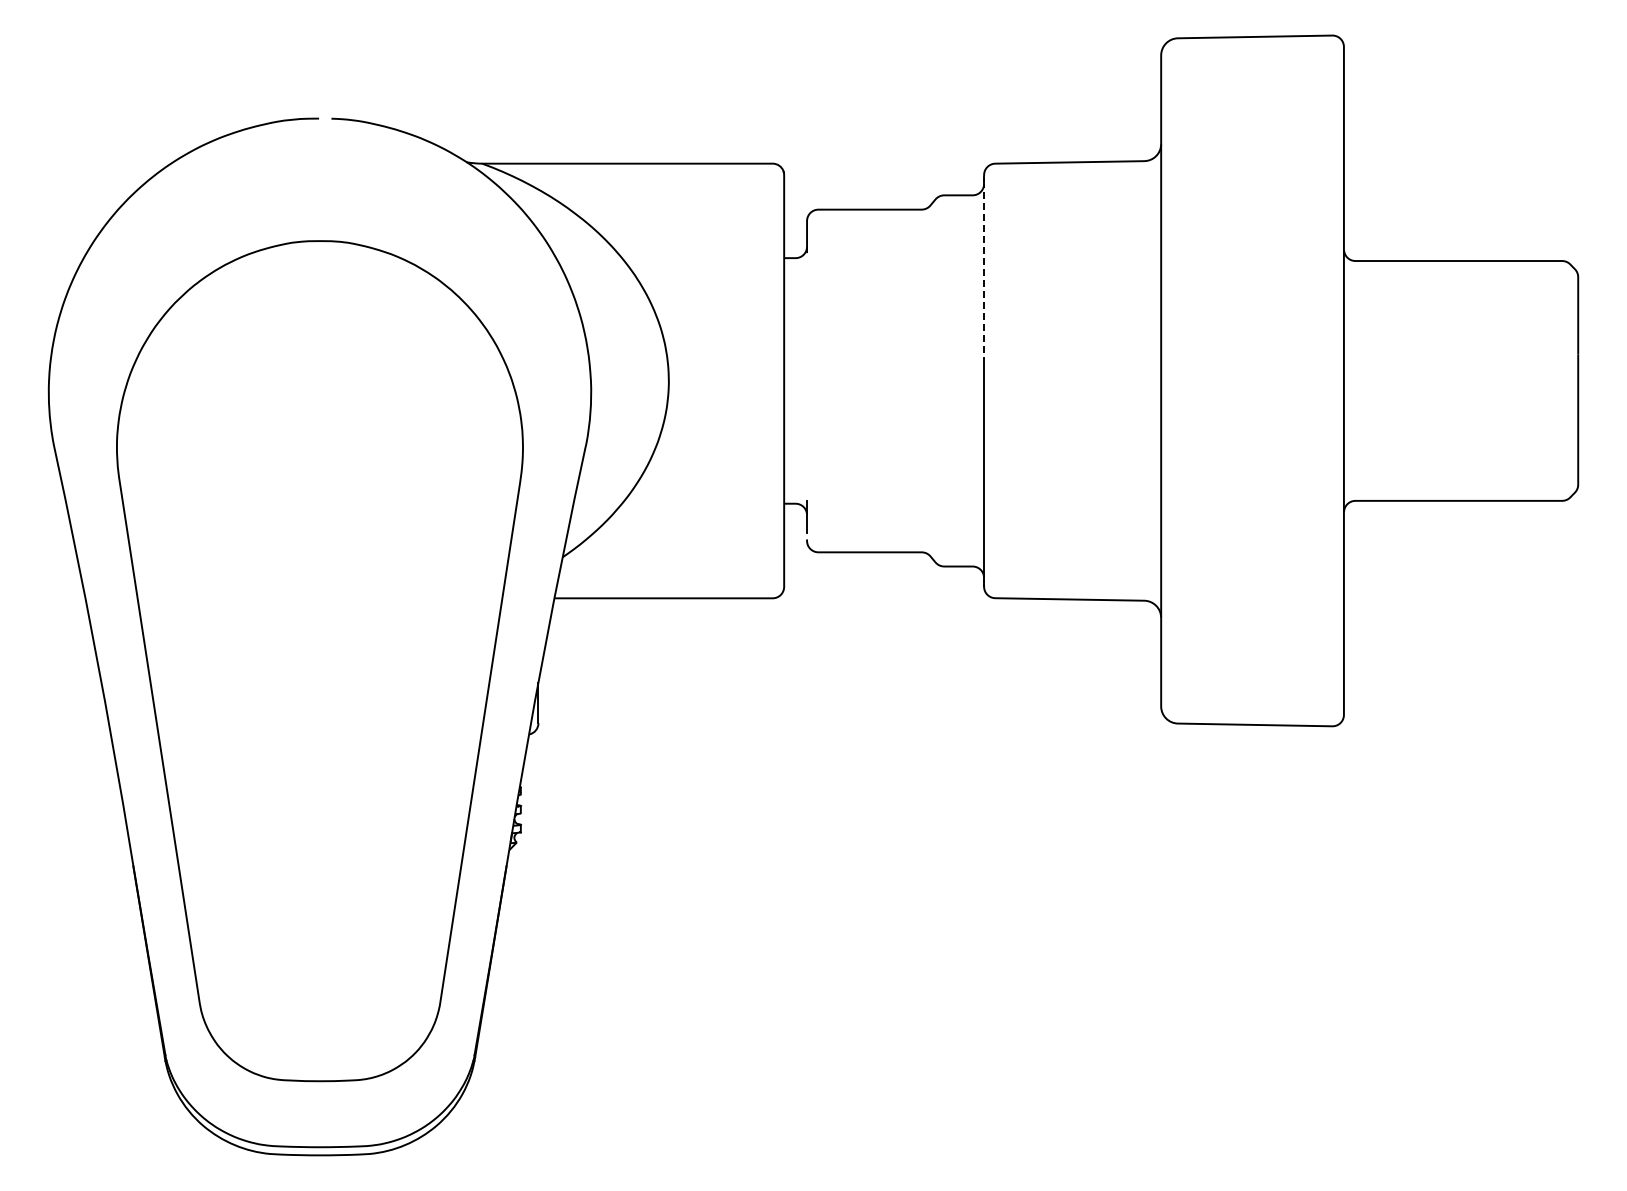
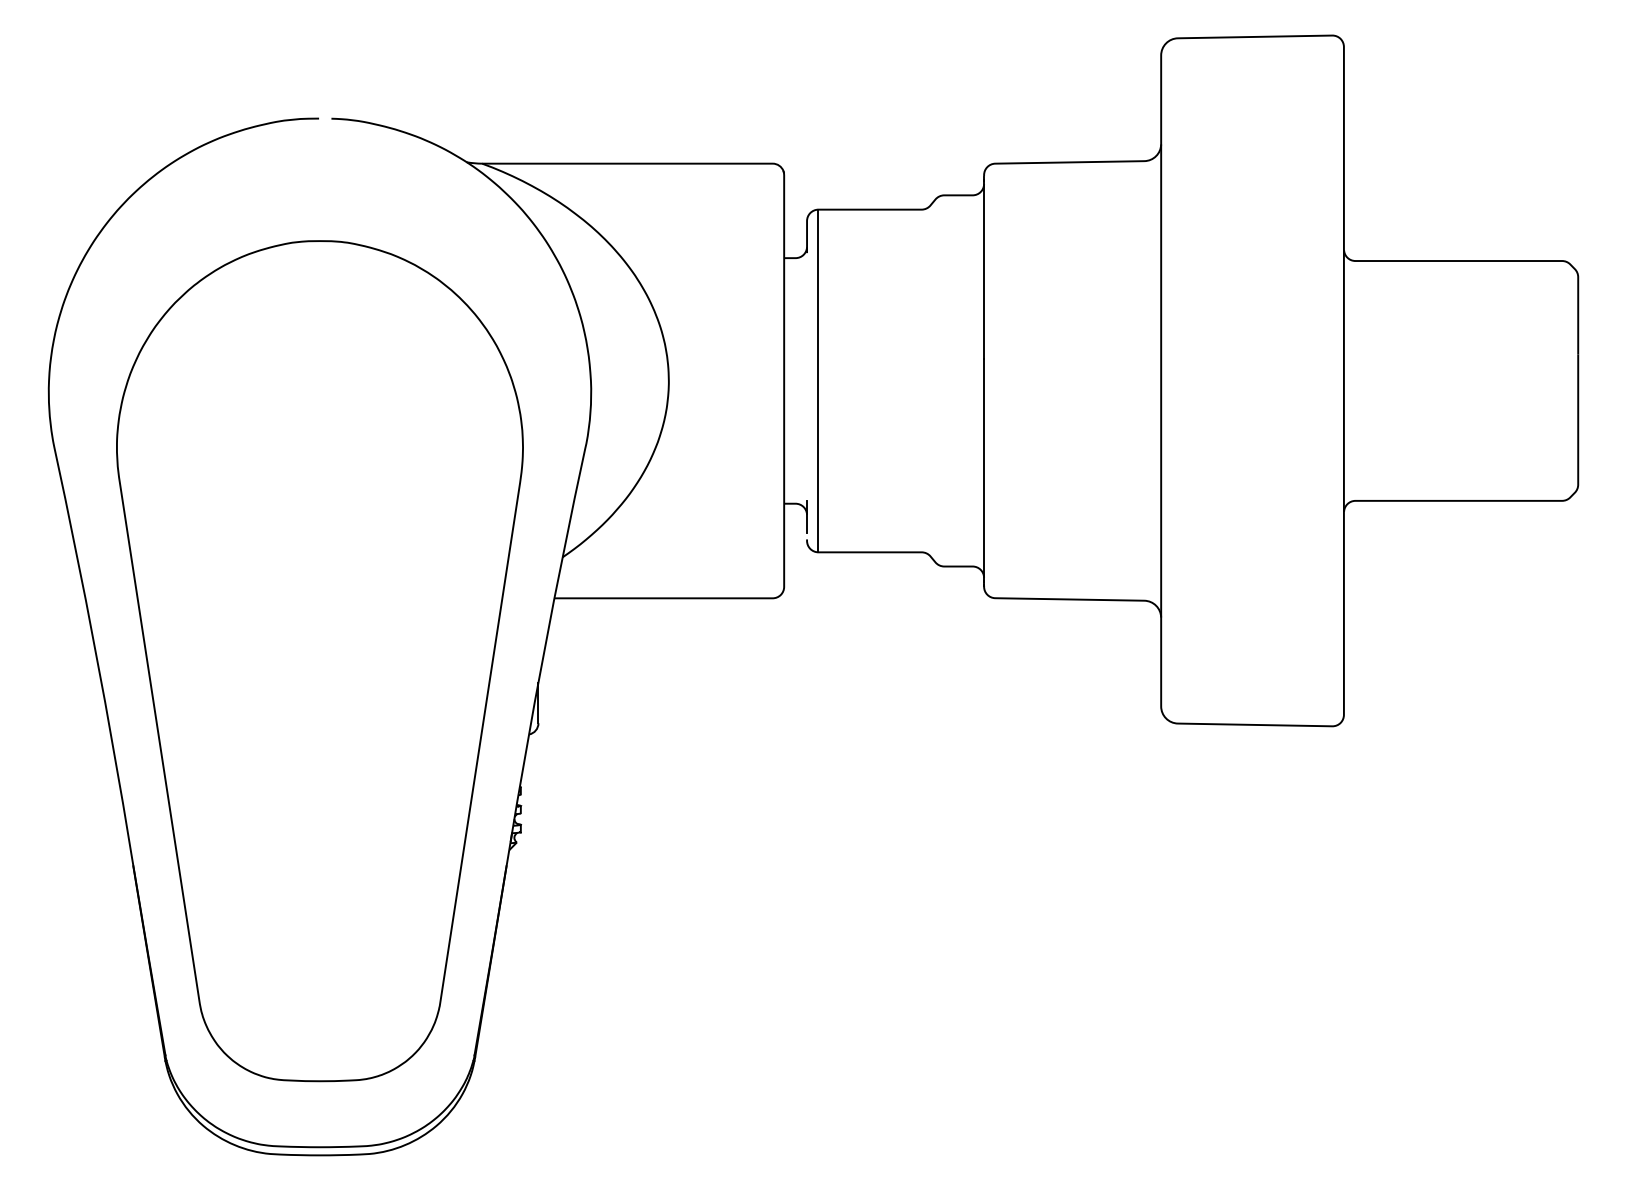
line: dashed -> solid (984, 269)
line: none -> present (818, 380)
